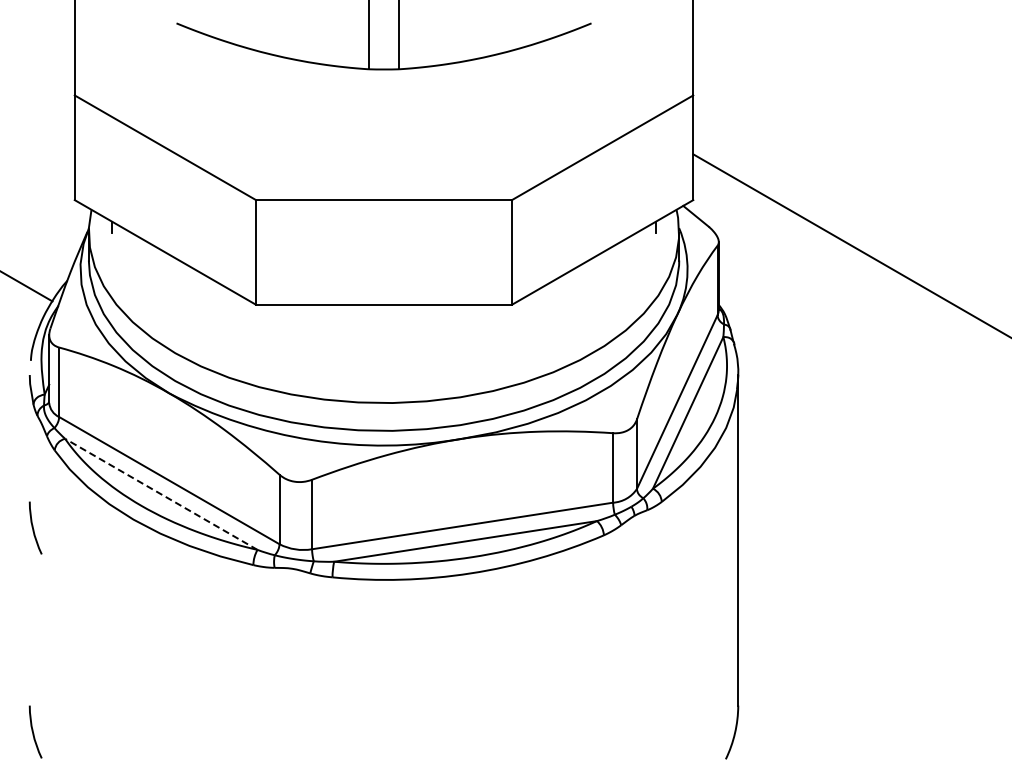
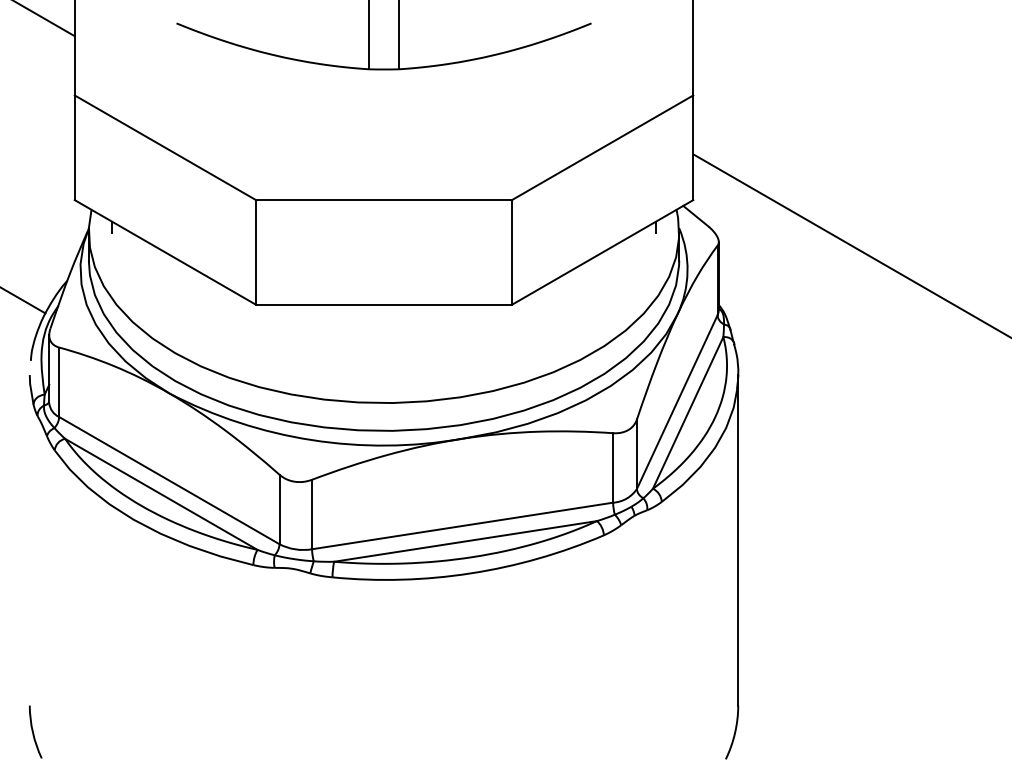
line: none -> present (44, 19)
line position: (27, 286) -> (23, 300) (23, 300)
line: dashed -> solid (160, 494)
arc: present -> none (33, 527)
